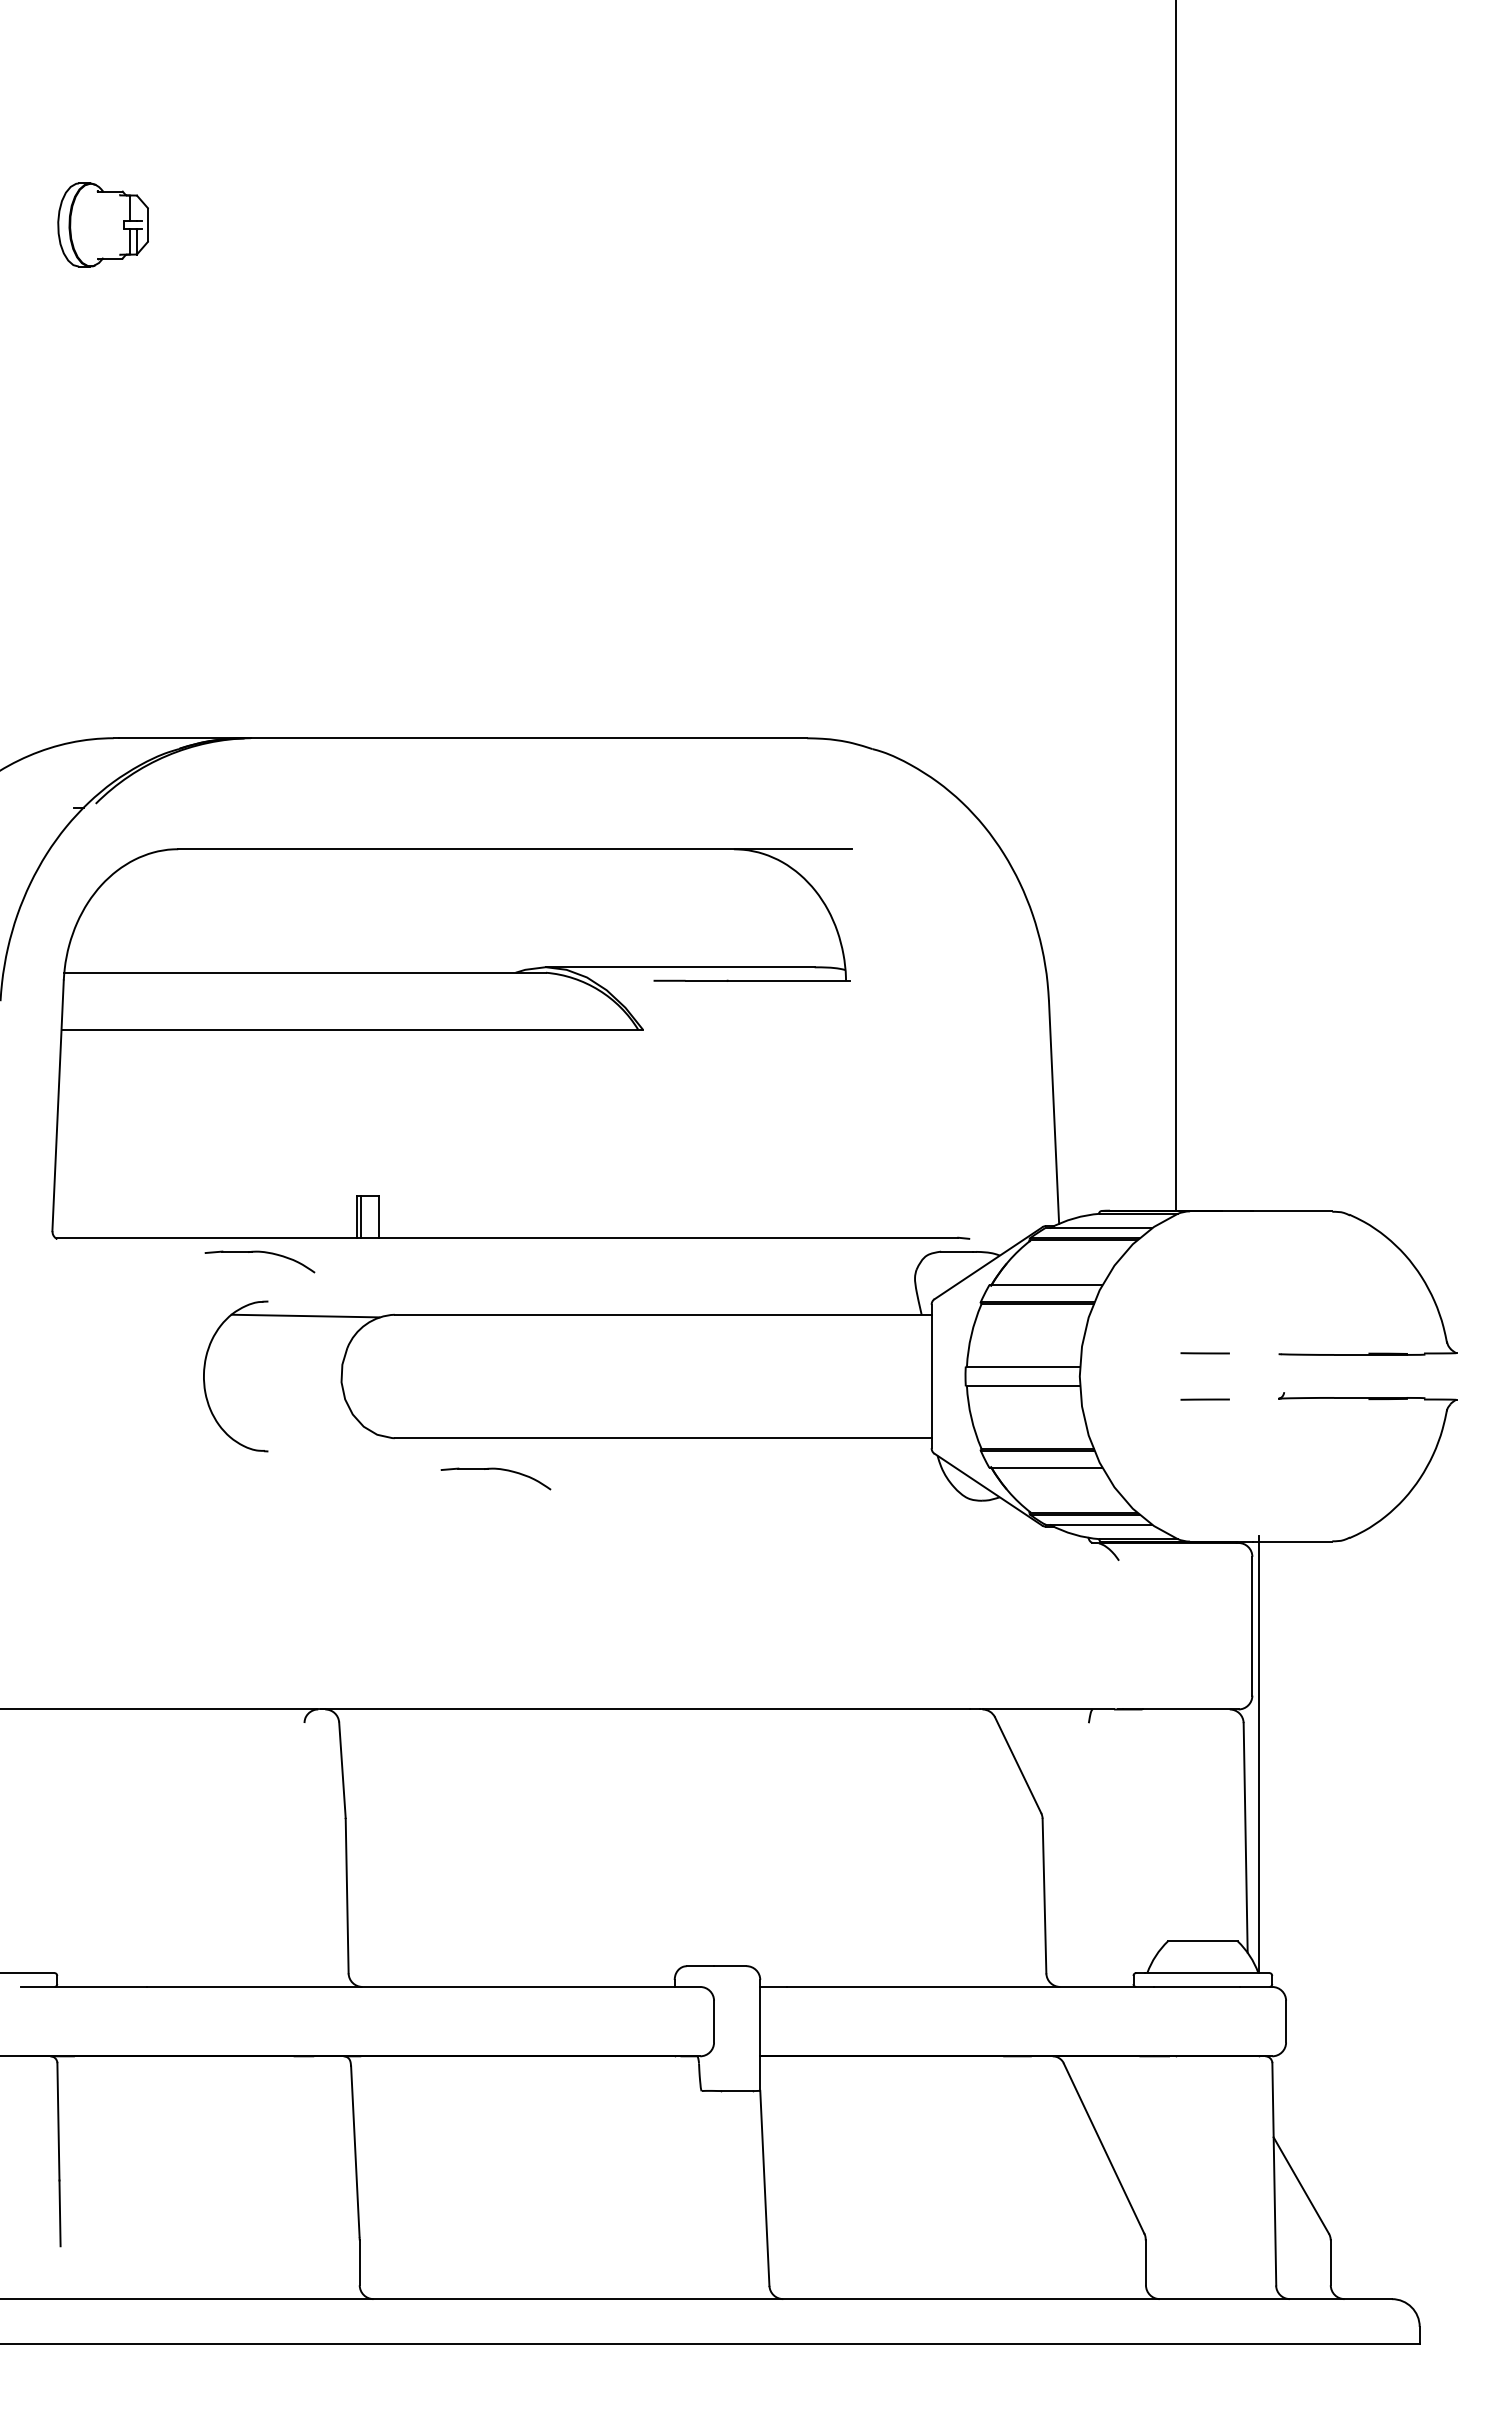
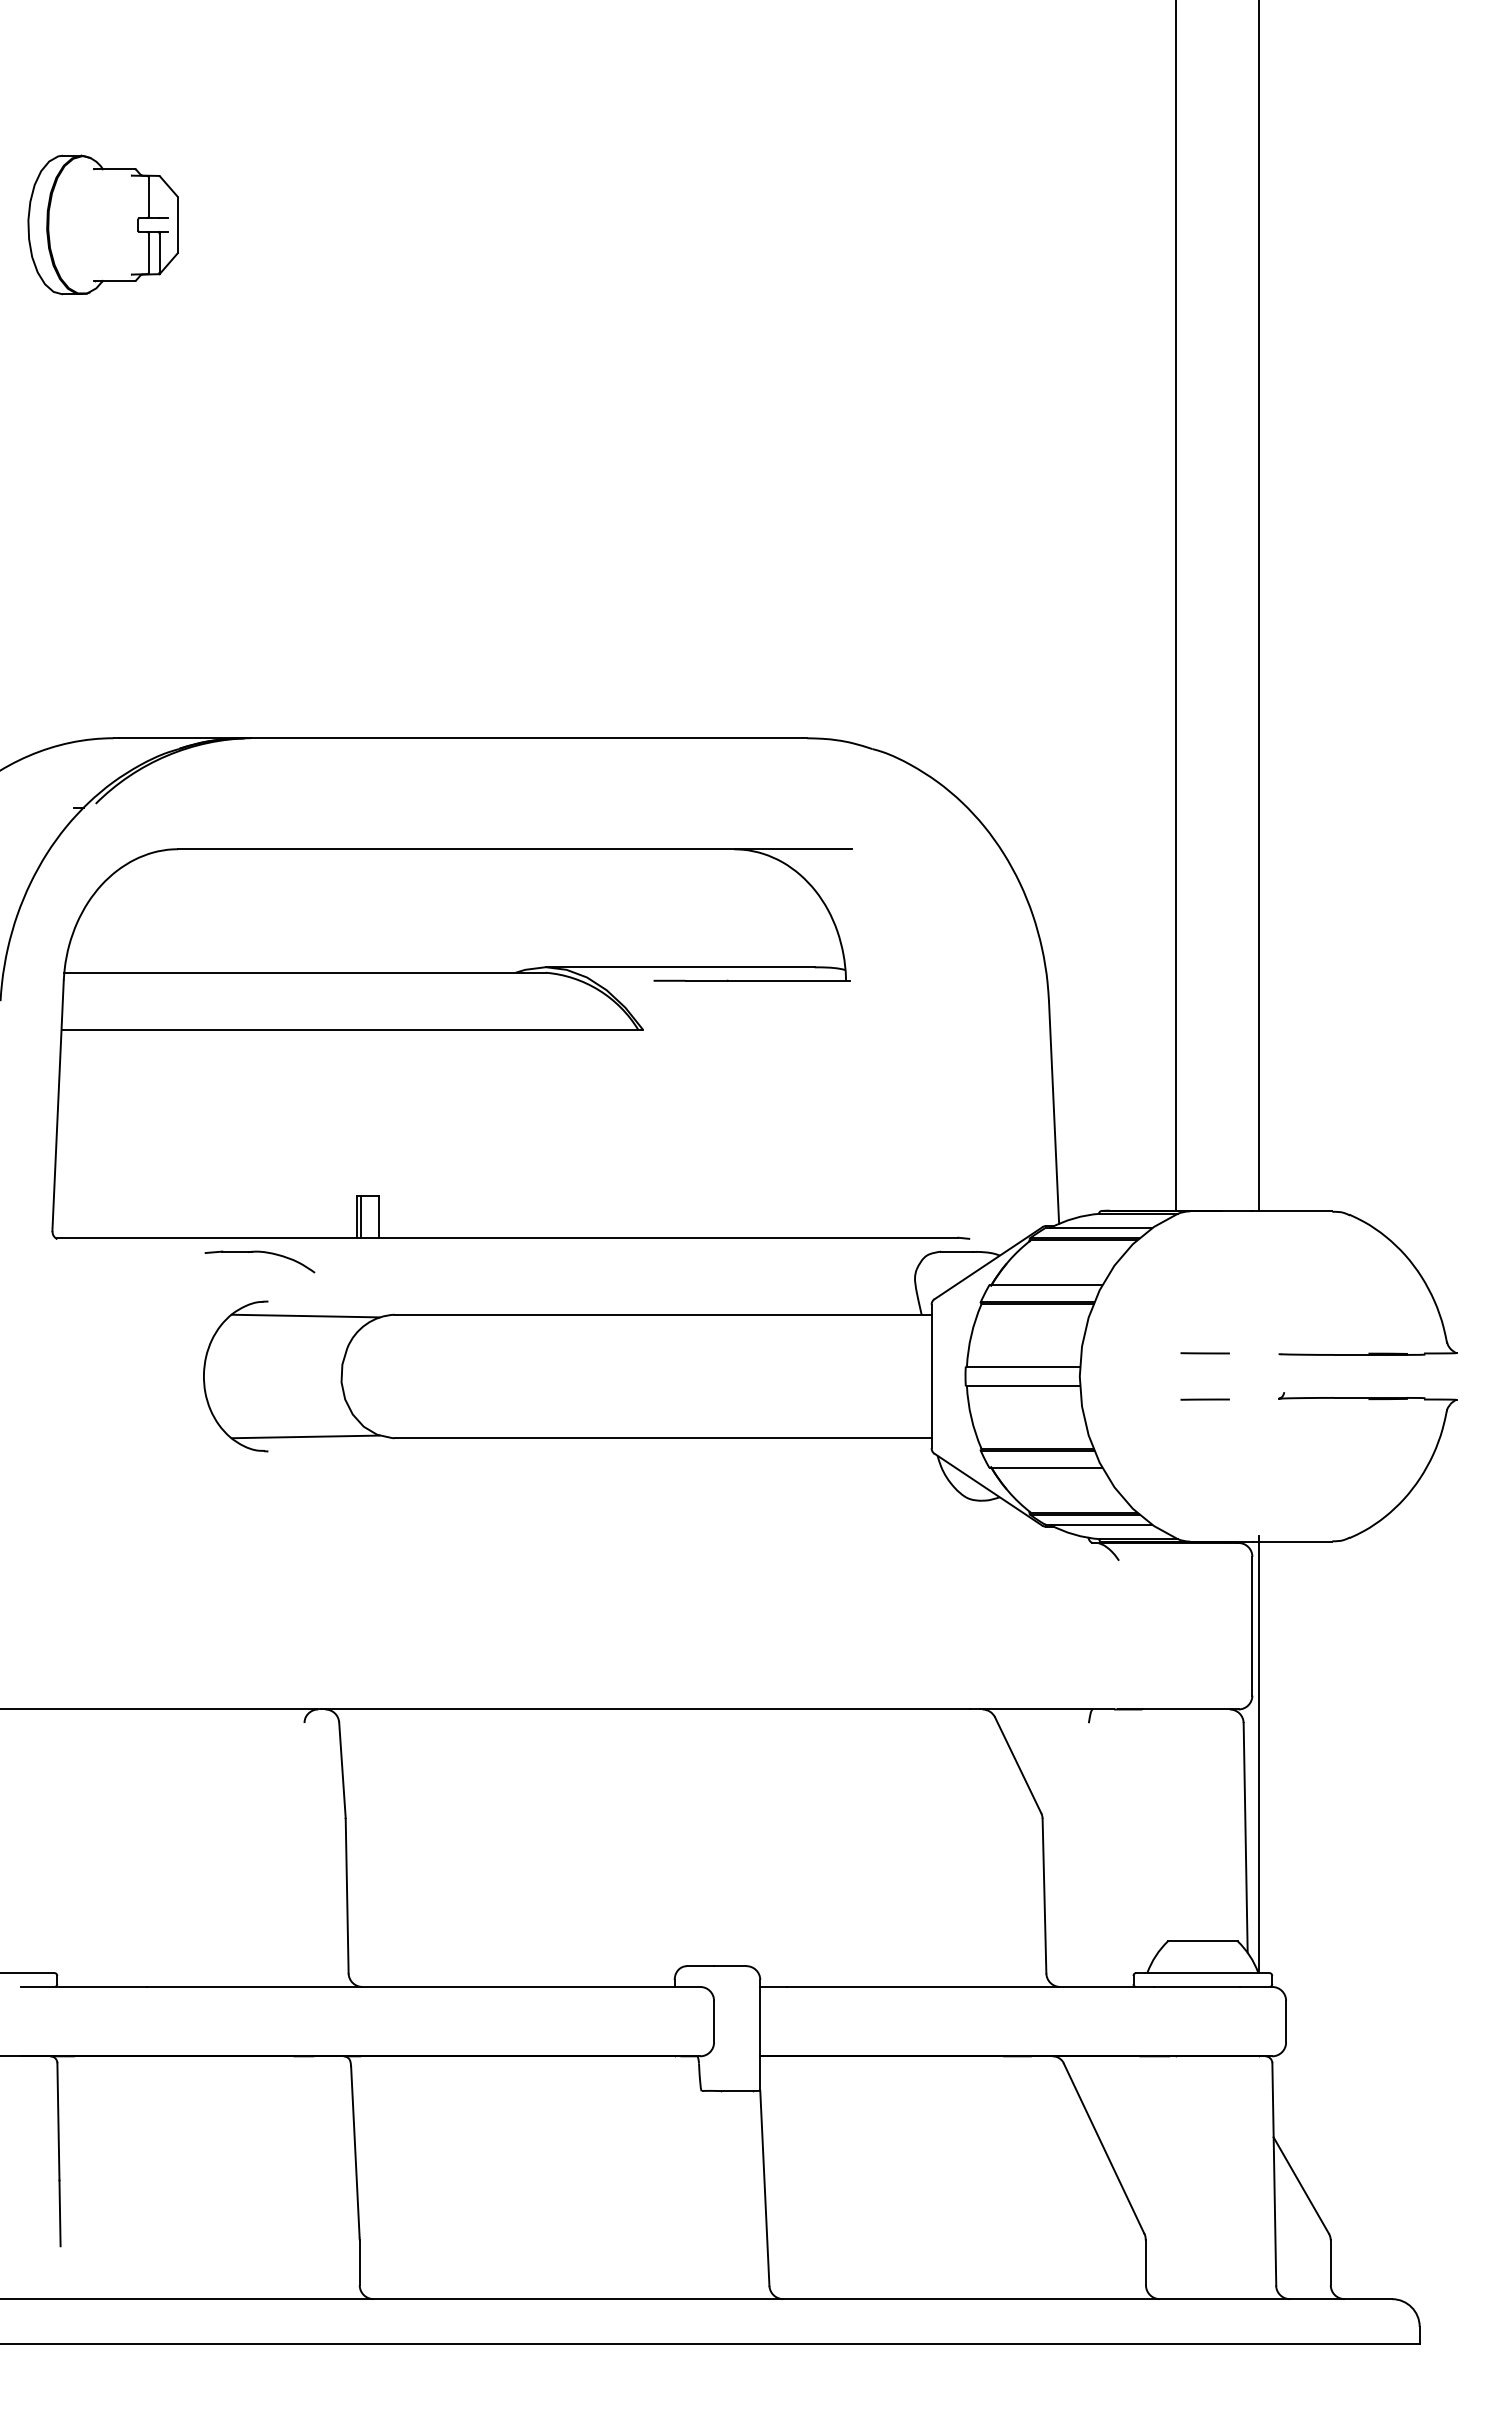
part size: 92x86 px -> 152x142 px (102, 224)
line: none -> present (1258, 606)
line: none -> present (305, 1436)
part: present -> none (495, 1469)
